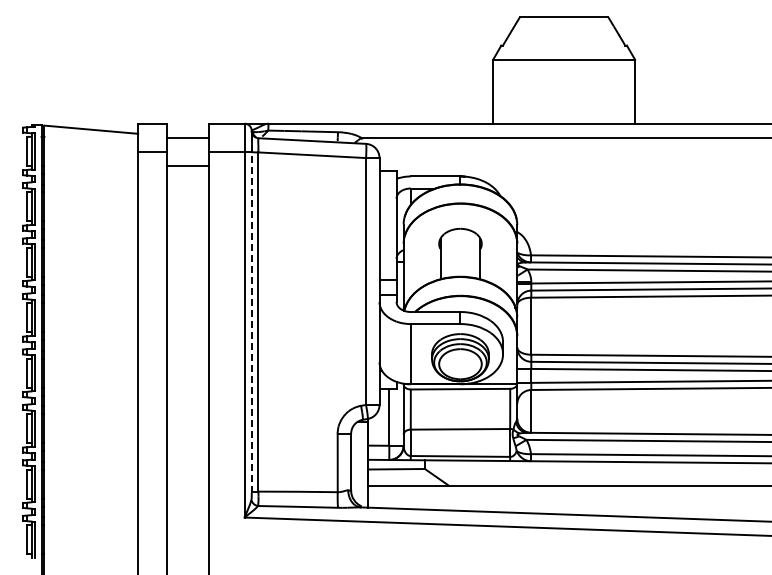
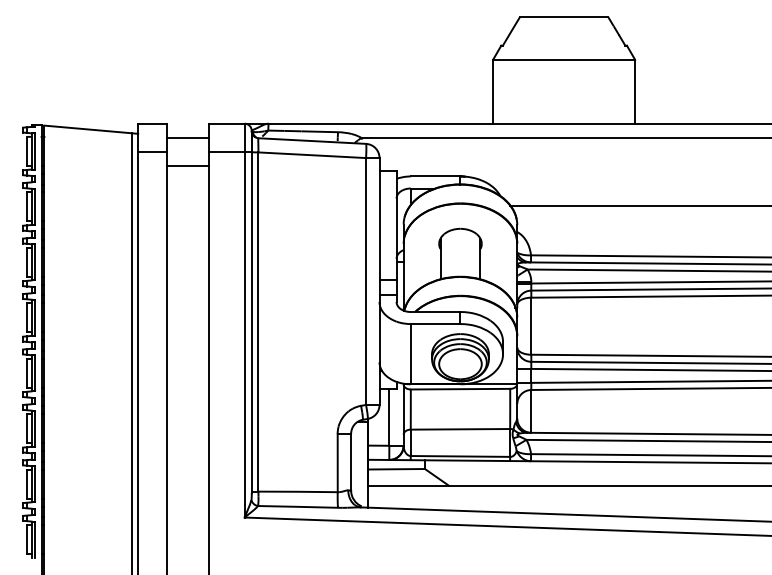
line: none -> present (639, 205)
line: dashed -> solid (251, 311)
line: none -> present (131, 352)
